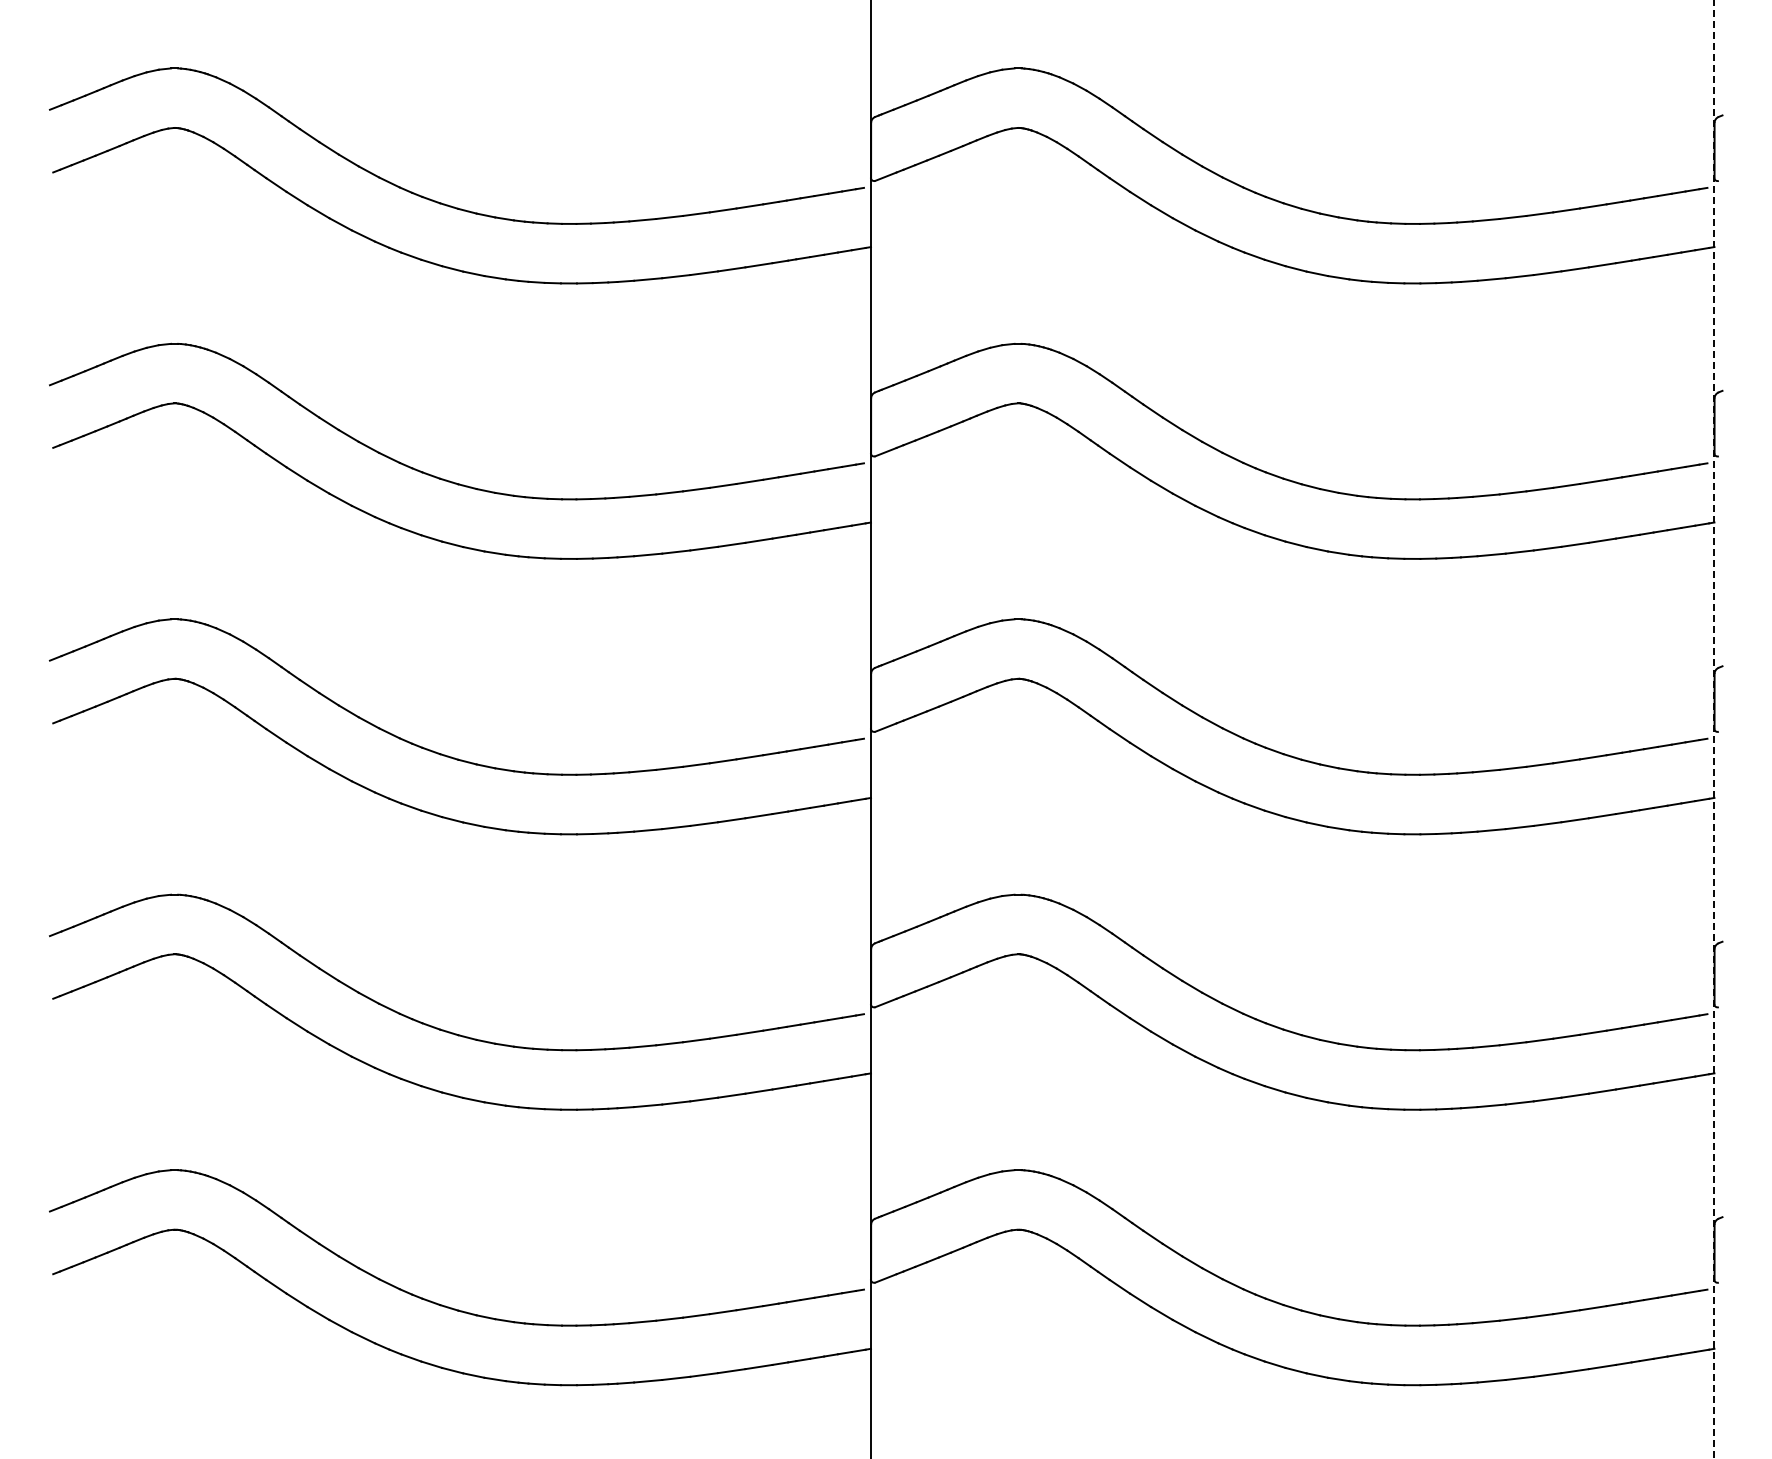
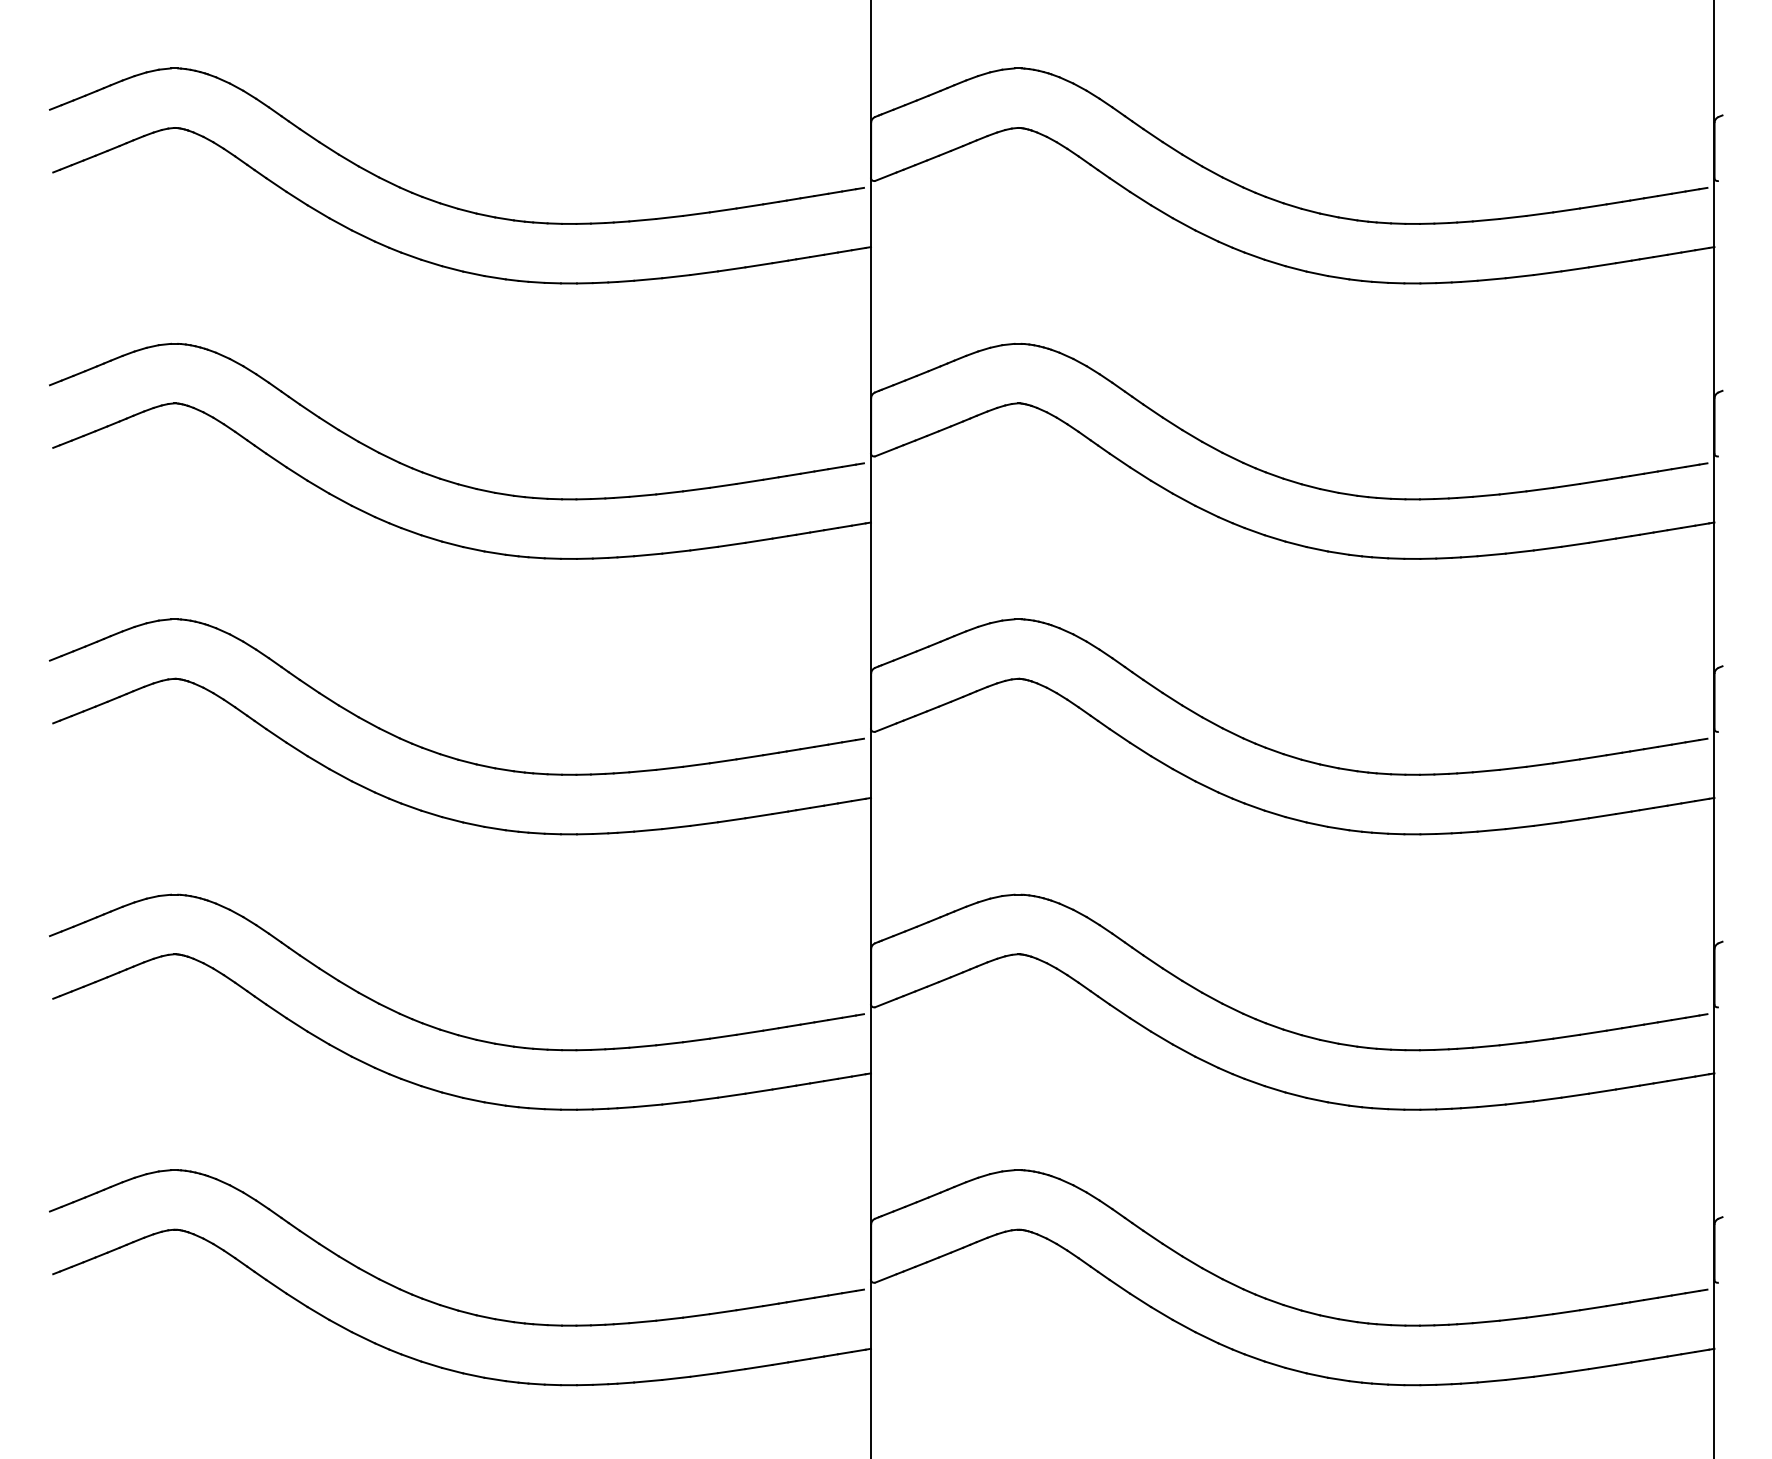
line: dashed -> solid (1714, 729)
